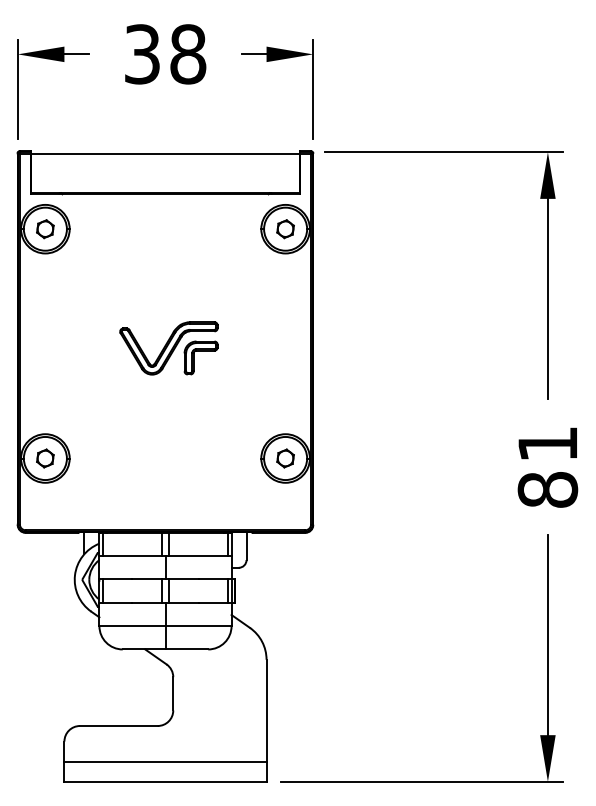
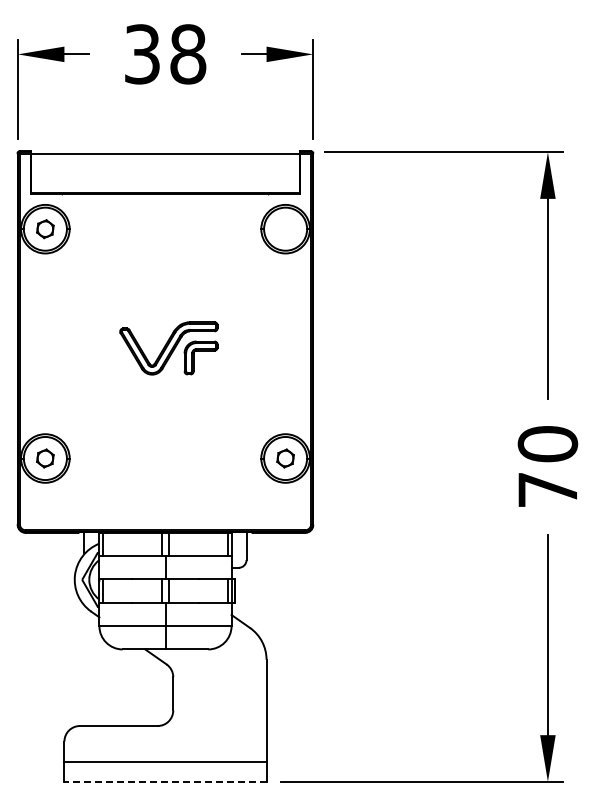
part: present -> none (285, 229)
text: 81 -> 70 (547, 466)
line: solid -> dashed (165, 781)
